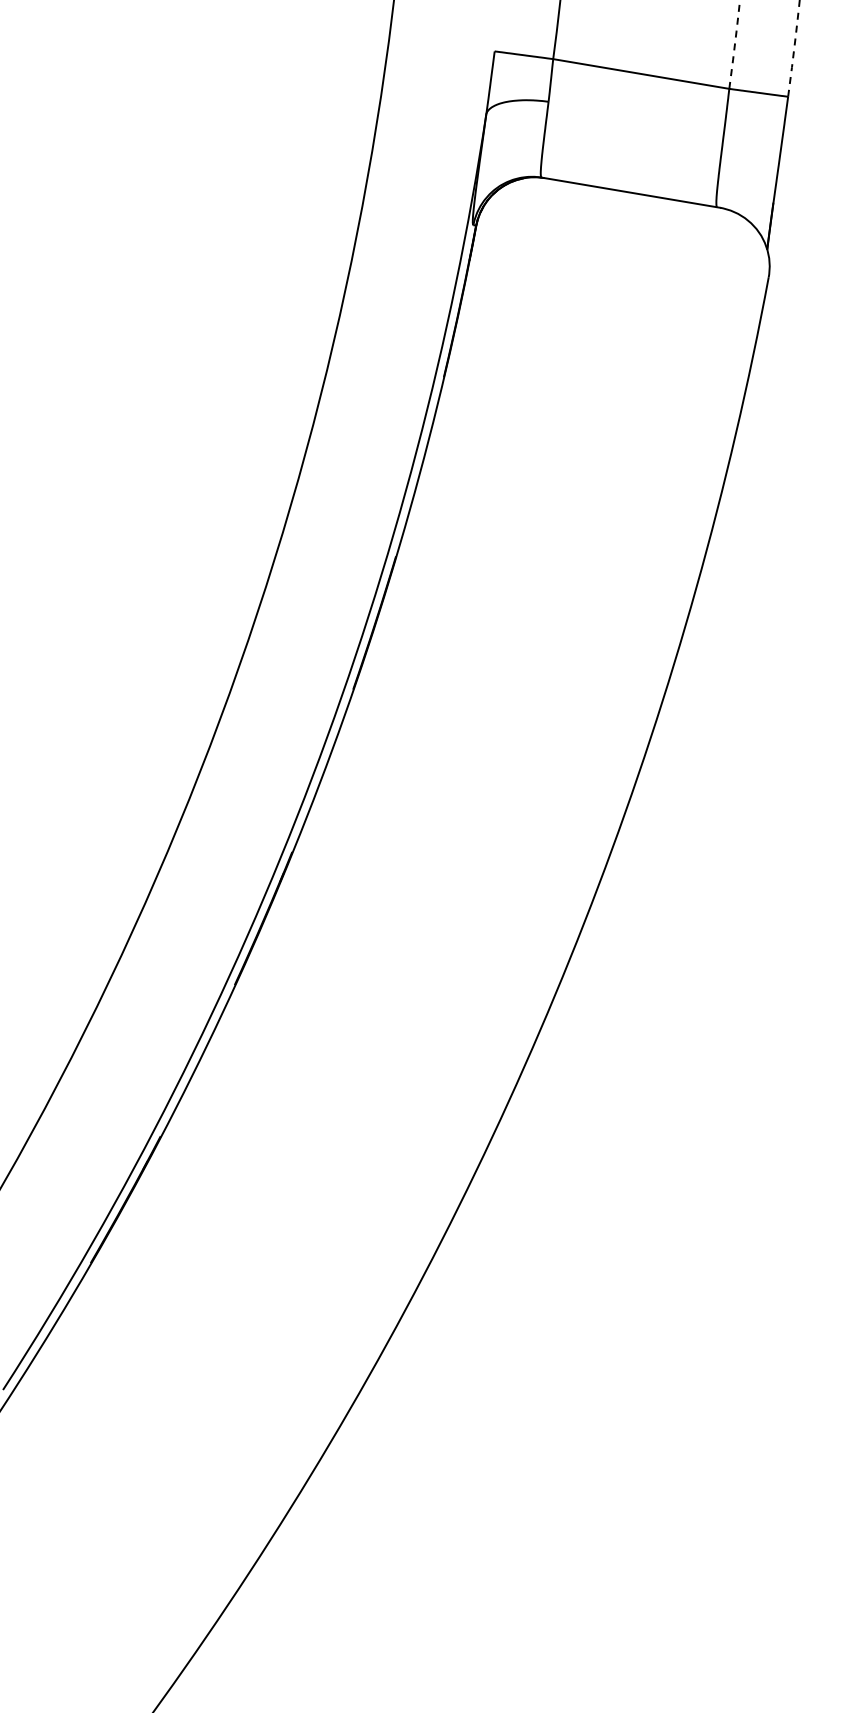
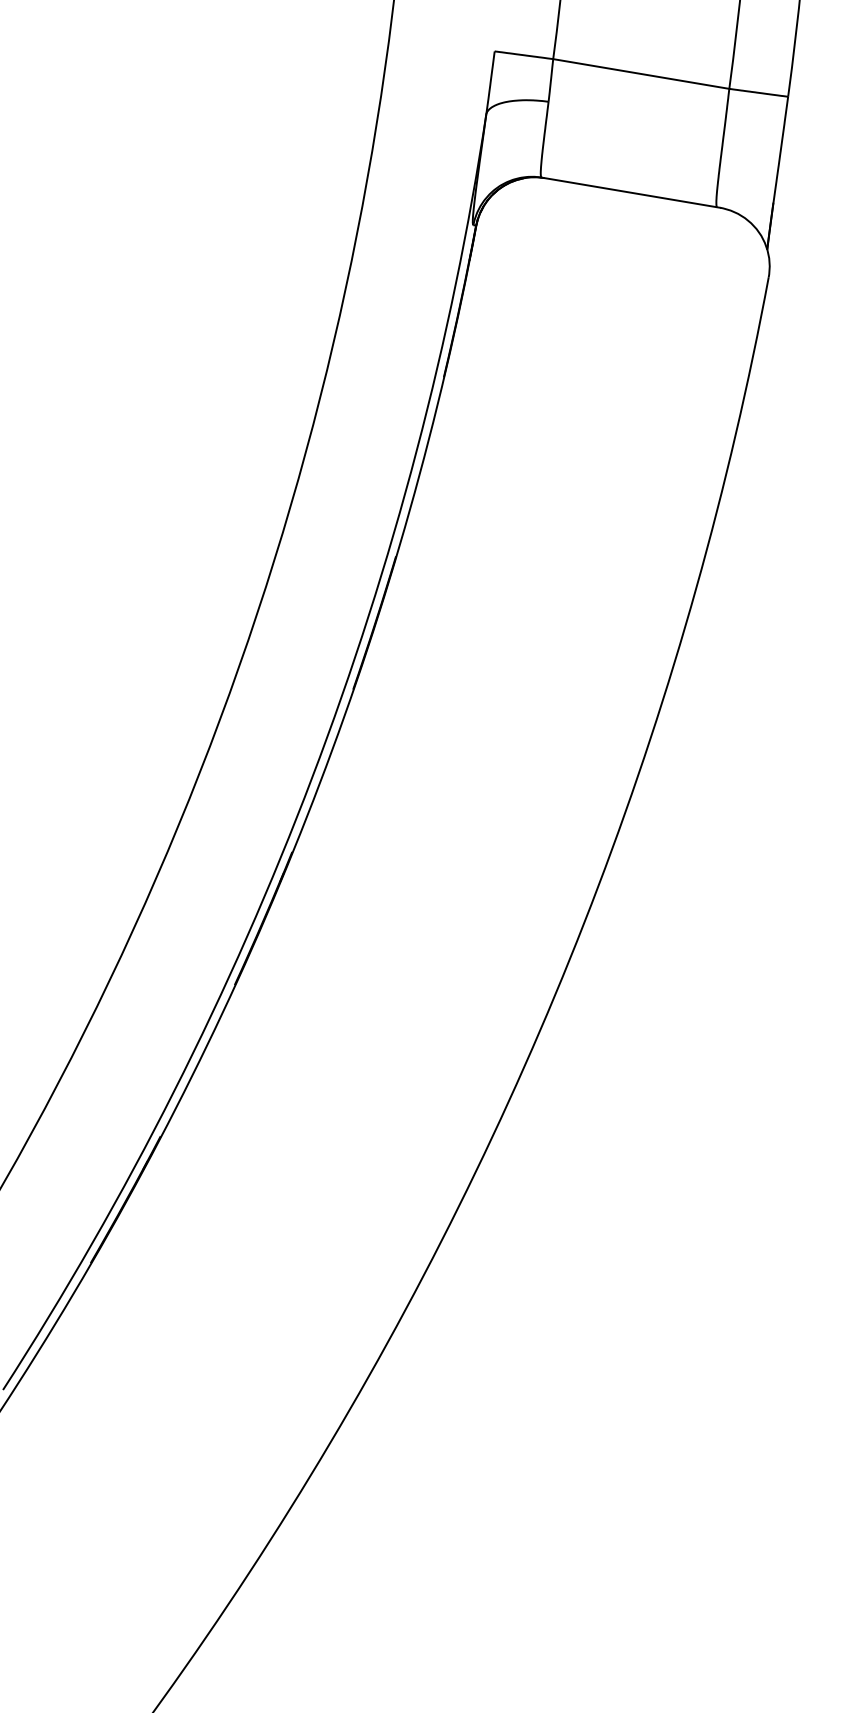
arc: dashed -> solid (734, 43)
arc: dashed -> solid (794, 47)
